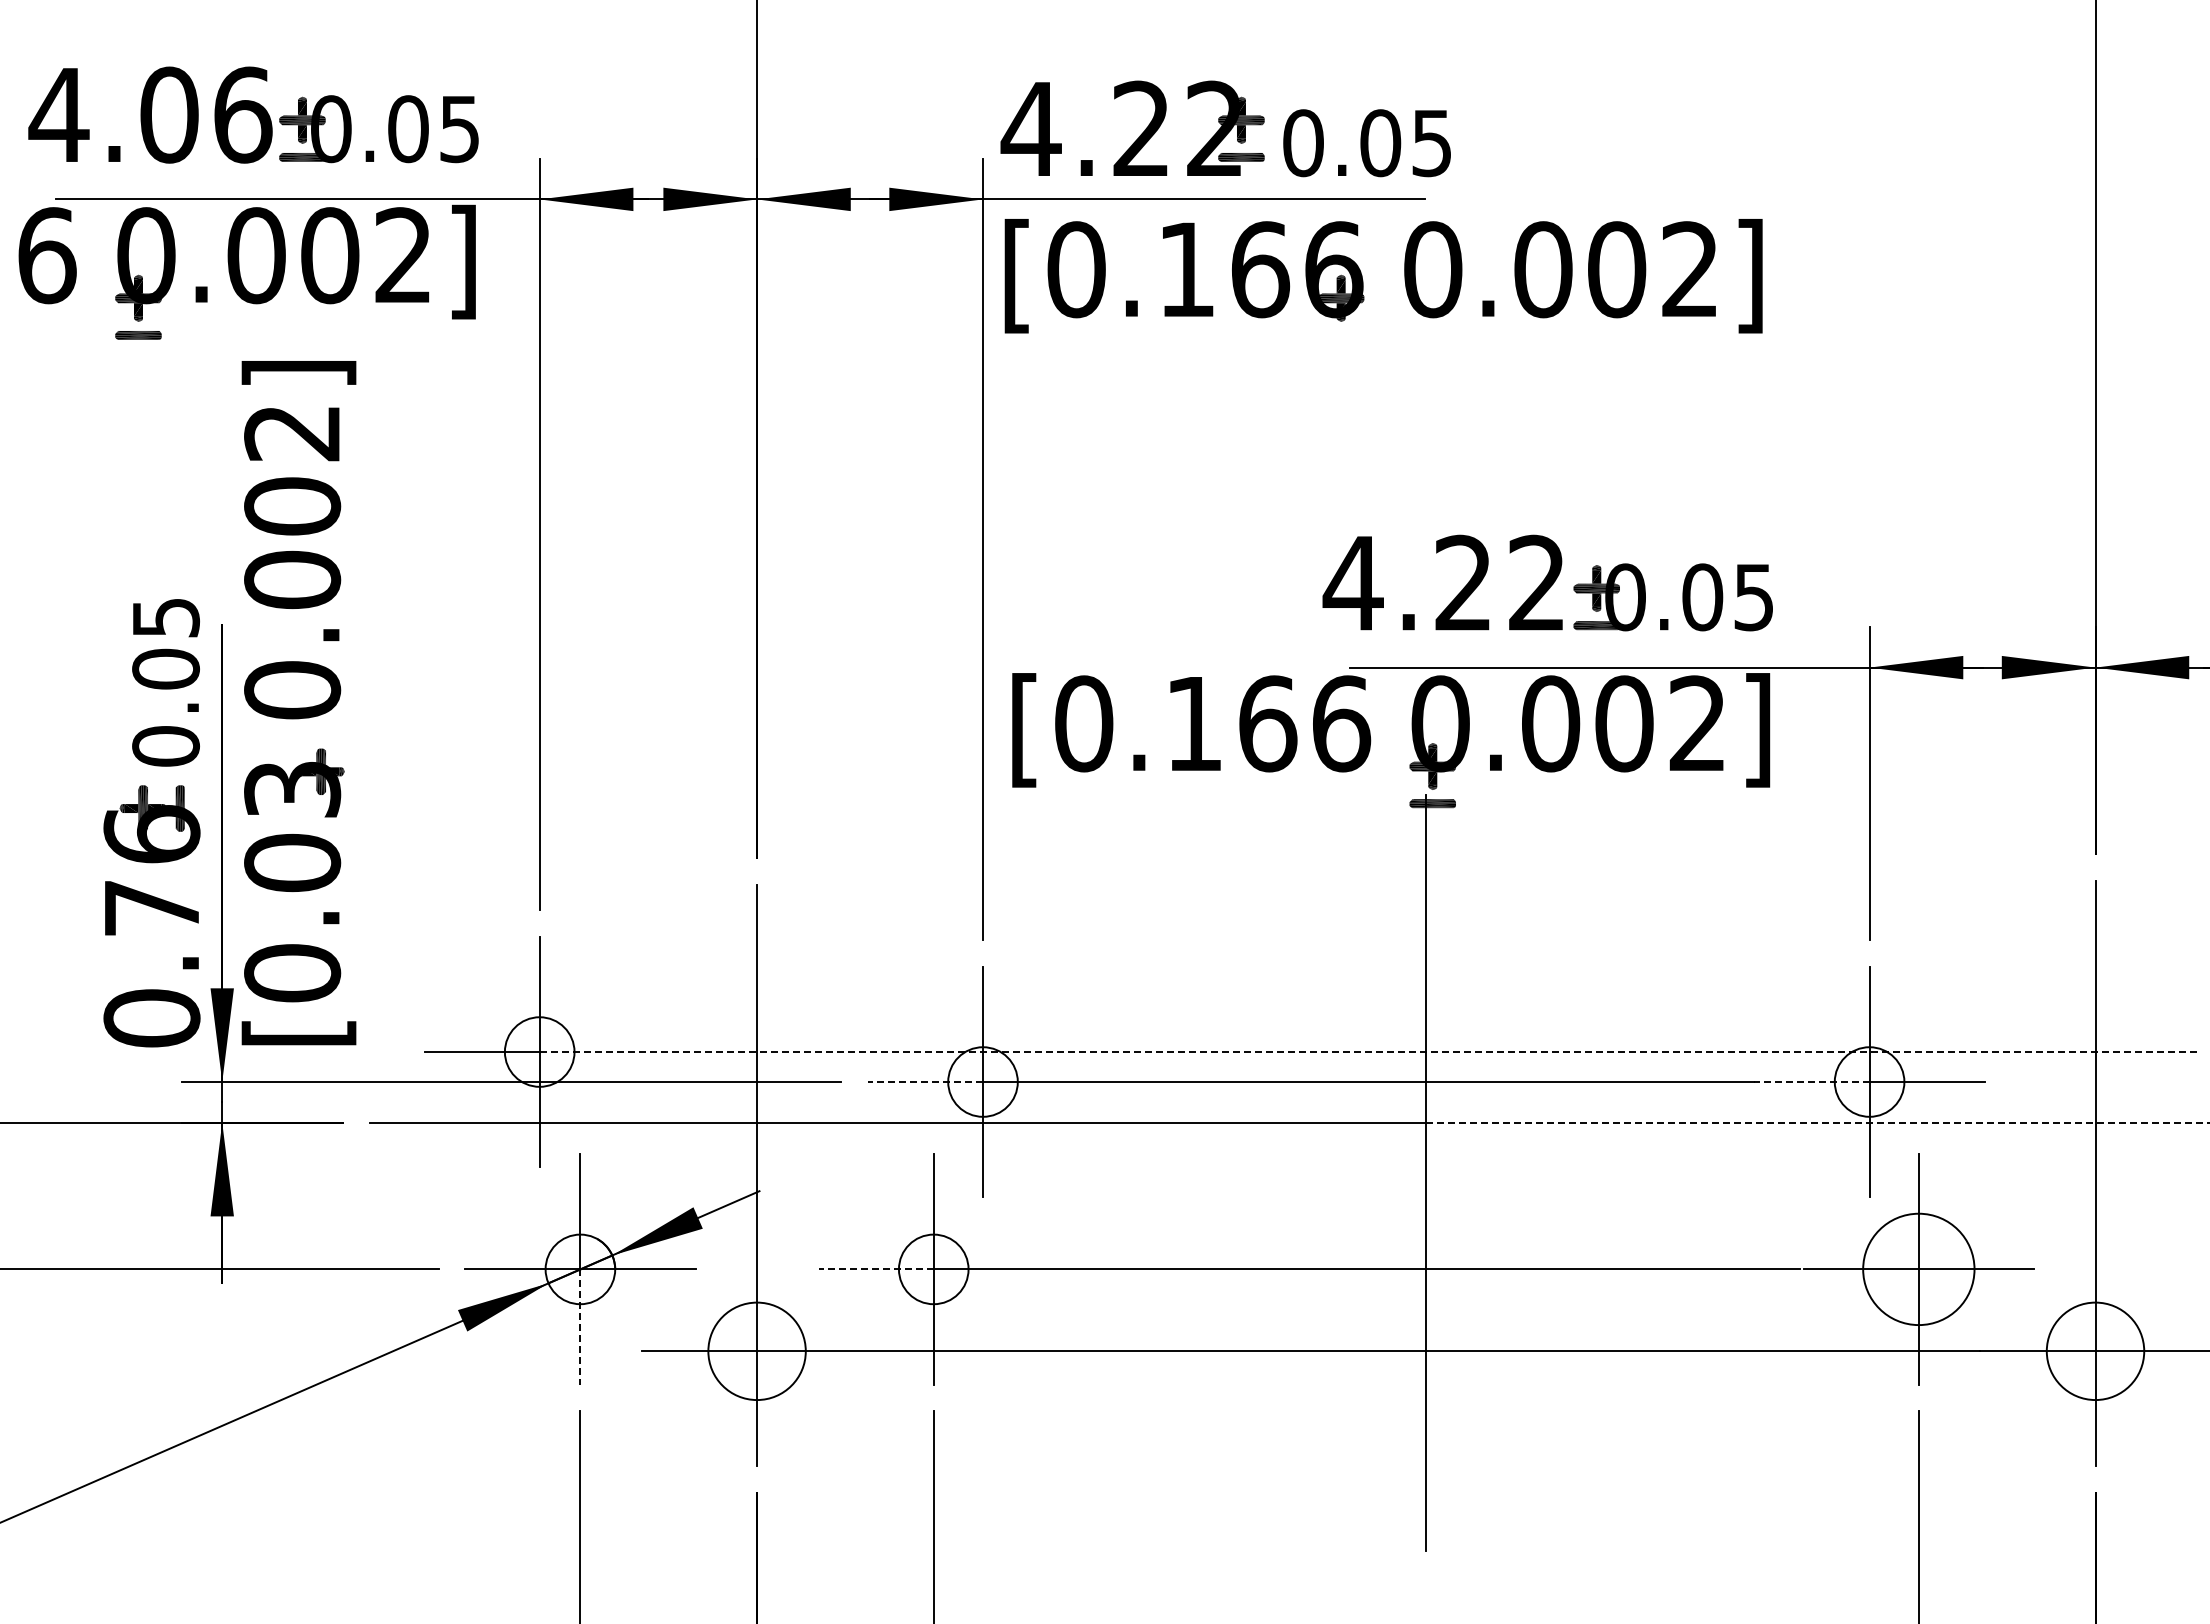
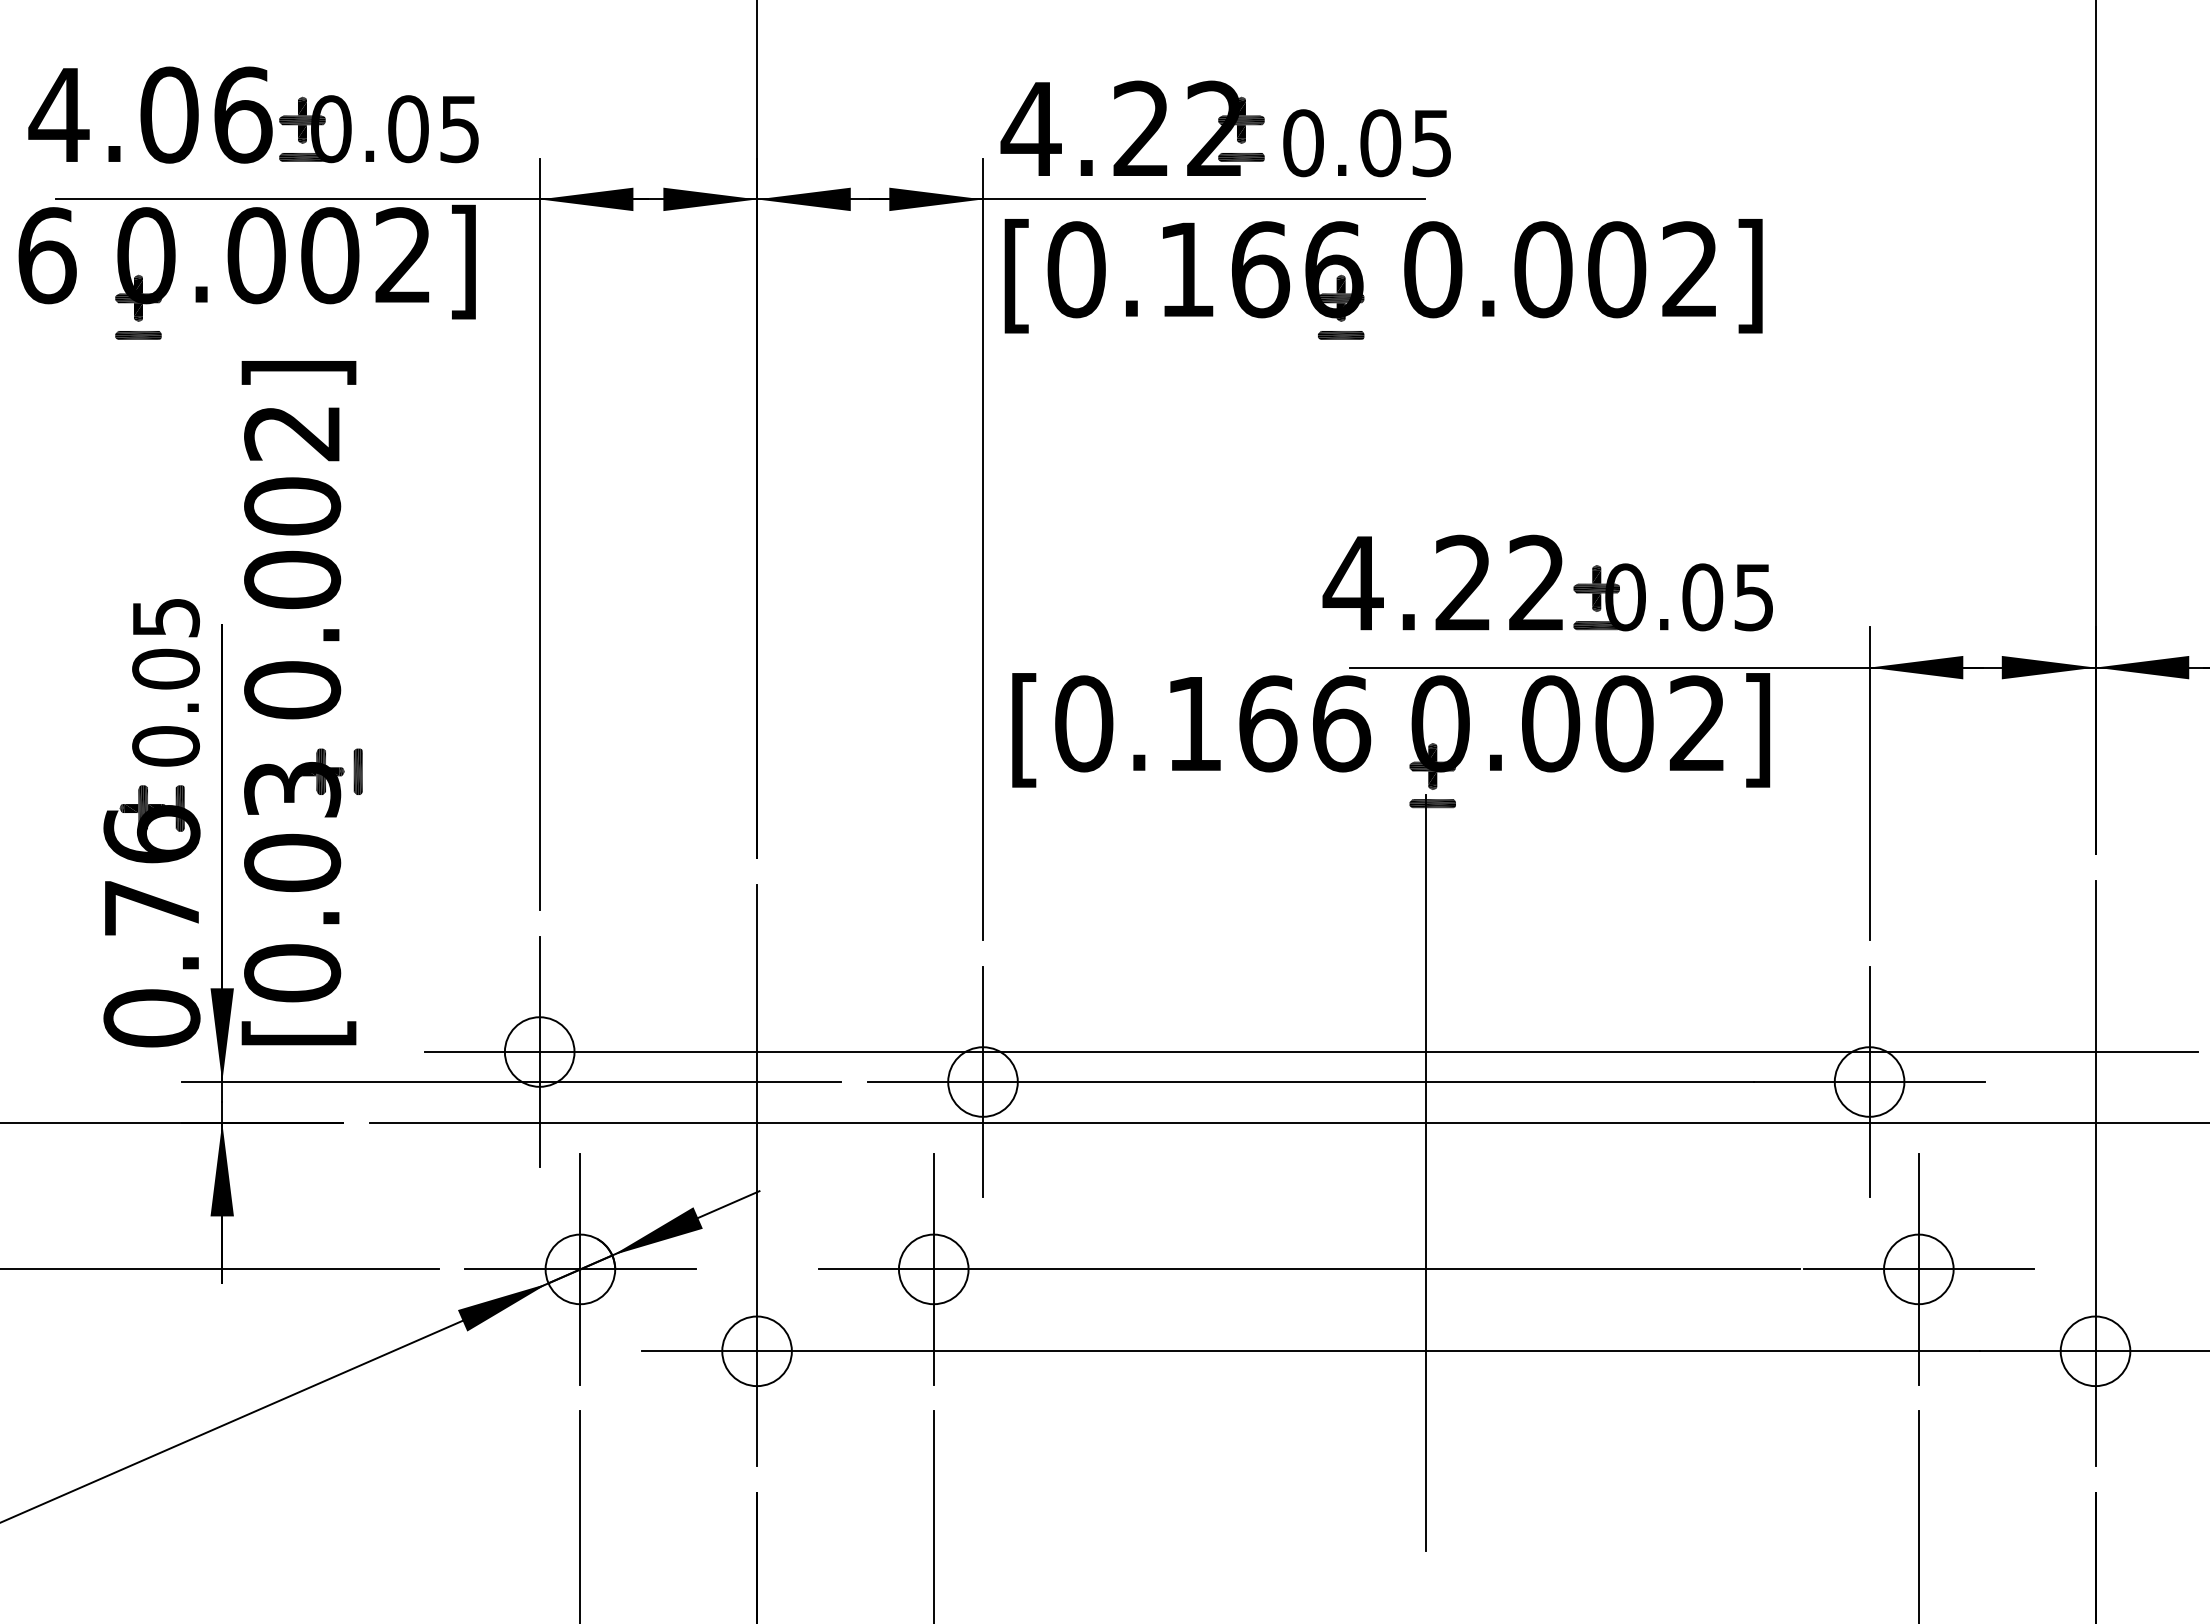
part: none -> present (1341, 335)
part: none -> present (357, 771)
line: dashed -> solid (1369, 1052)
line: dashed -> solid (925, 1082)
line: dashed -> solid (1812, 1082)
line: dashed -> solid (1818, 1122)
line: dashed -> solid (876, 1269)
circle diameter: 111 px -> 70 px (1918, 1269)
line: dashed -> solid (580, 1326)
circle diameter: 97 px -> 70 px (756, 1351)
circle diameter: 97 px -> 70 px (2095, 1351)
